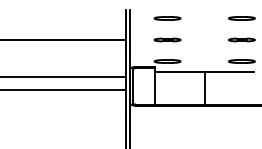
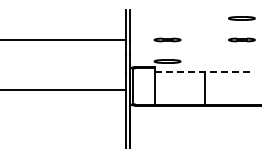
line: present -> none (167, 17)
line: present -> none (241, 60)
line: solid -> dashed (204, 72)
line: present -> none (64, 76)
